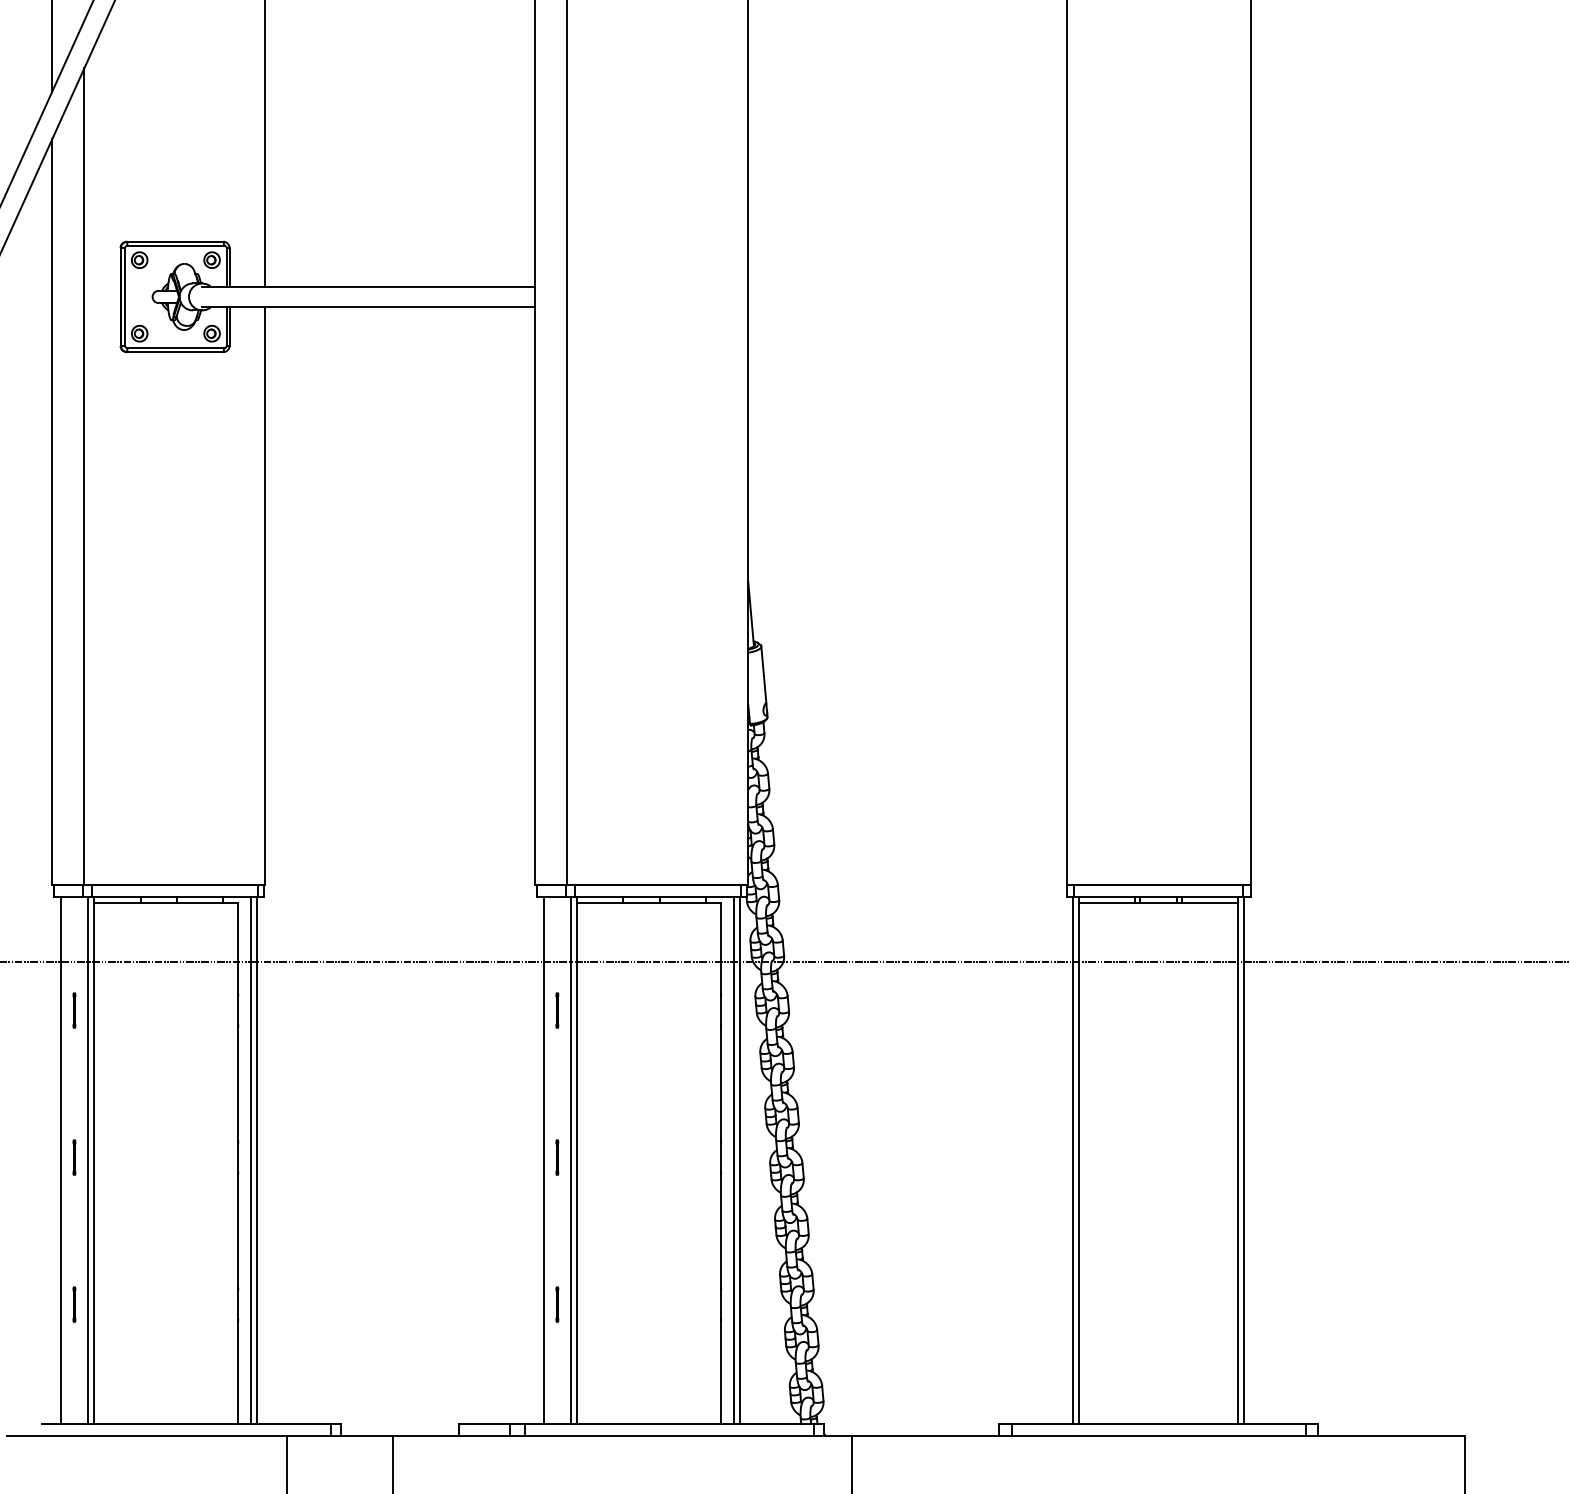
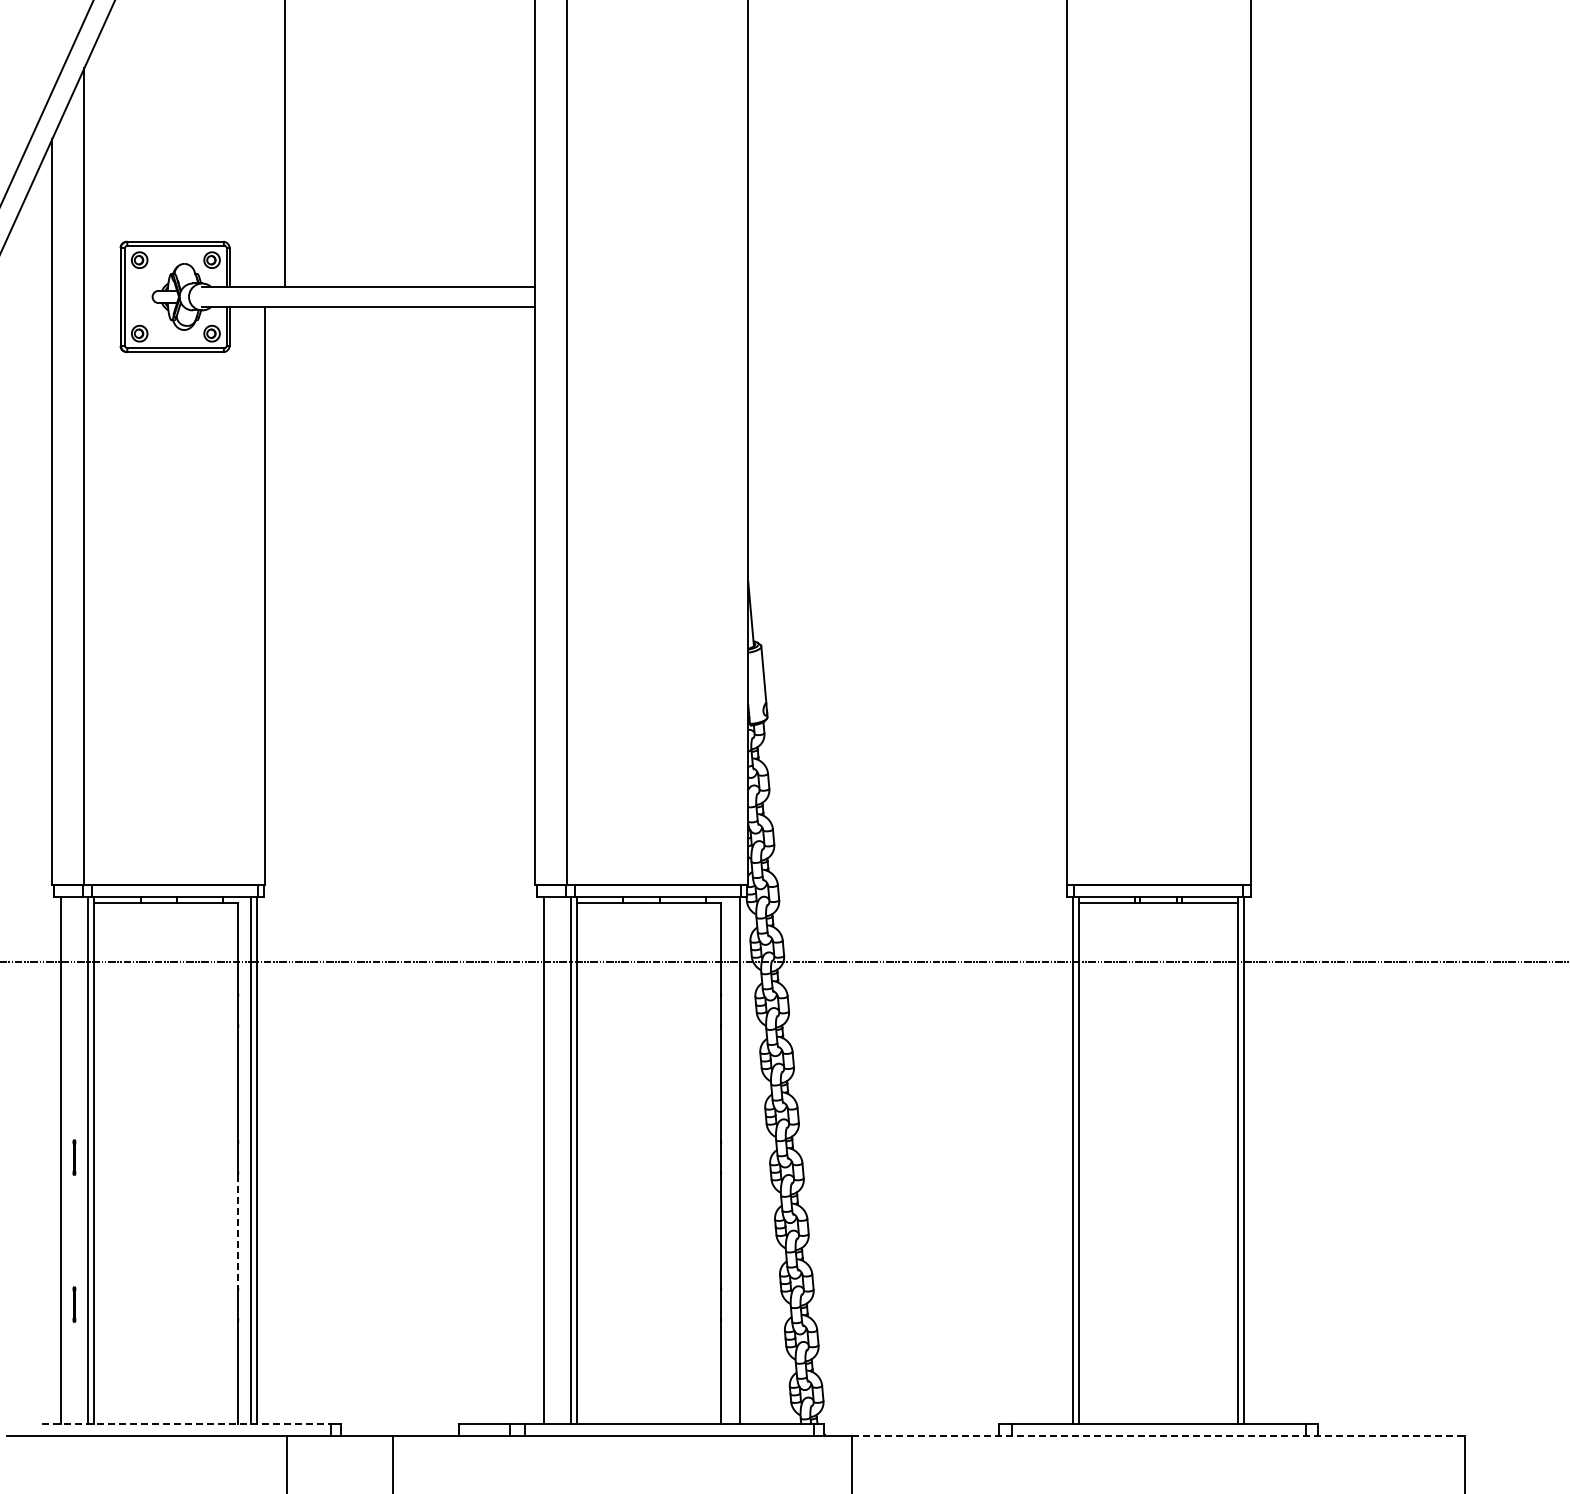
line: present -> none (52, 46)
line position: (265, 144) -> (285, 144) (285, 144)
line: present -> none (74, 1010)
line: present -> none (557, 1010)
line: present -> none (557, 1157)
line: present -> none (734, 1160)
line: solid -> dashed (237, 1231)
line: present -> none (557, 1304)
line: solid -> dashed (186, 1424)
line: solid -> dashed (1159, 1436)
